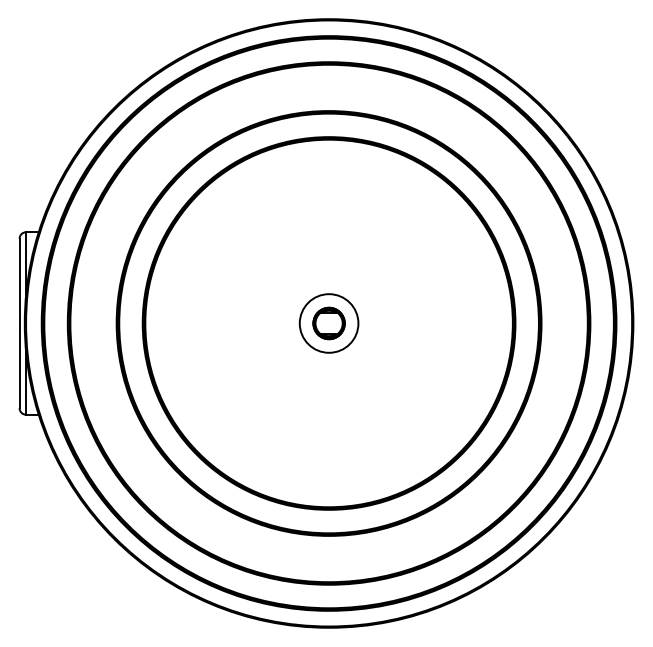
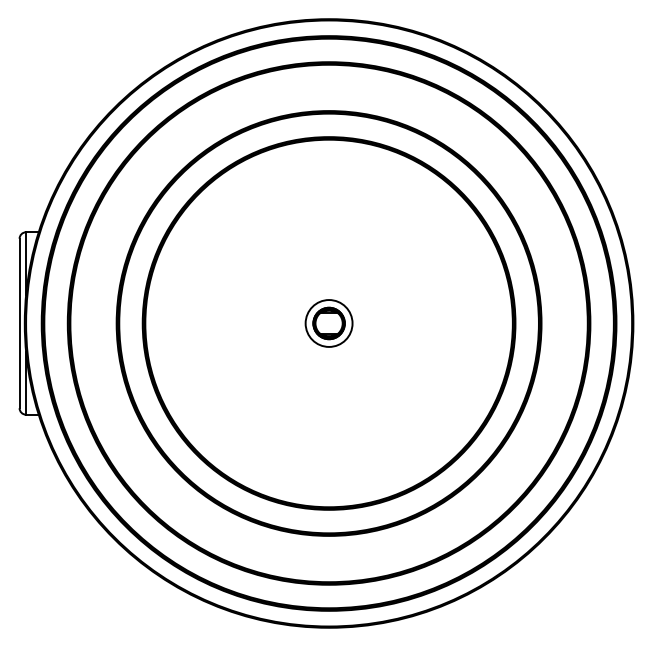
circle diameter: 59 px -> 47 px (328, 323)
